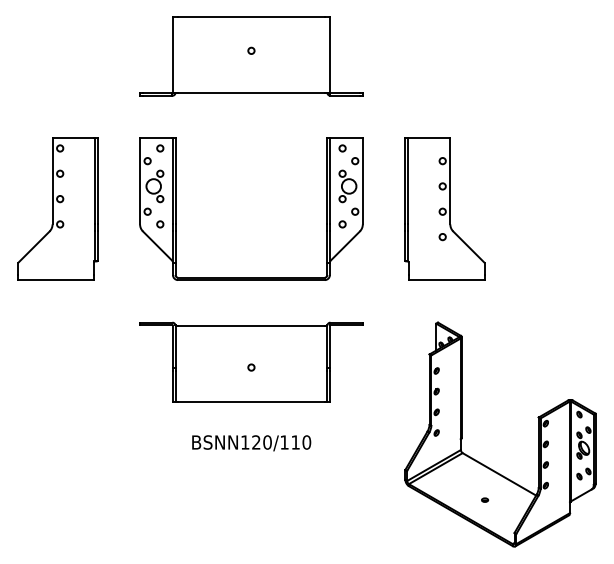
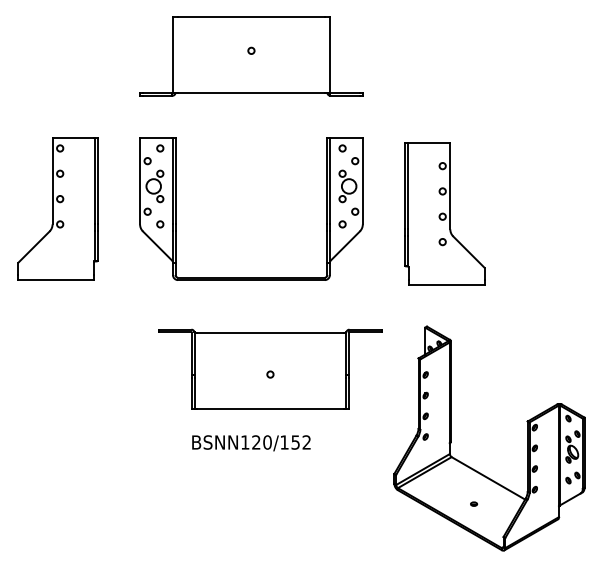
part position: (444, 208) -> (444, 213) (444, 213)
part position: (251, 361) -> (270, 368) (270, 368)
text: BSNN120/110 -> BSNN120/152 (301, 442)
part position: (481, 462) -> (470, 466) (470, 466)
